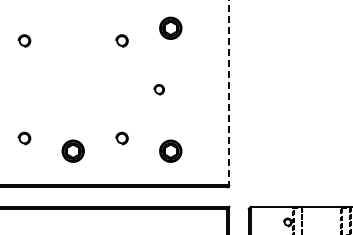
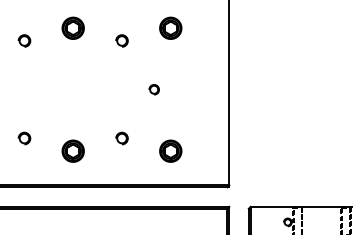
part: none -> present (72, 27)
part position: (158, 89) -> (153, 89) (153, 89)
line: dashed -> solid (229, 92)
